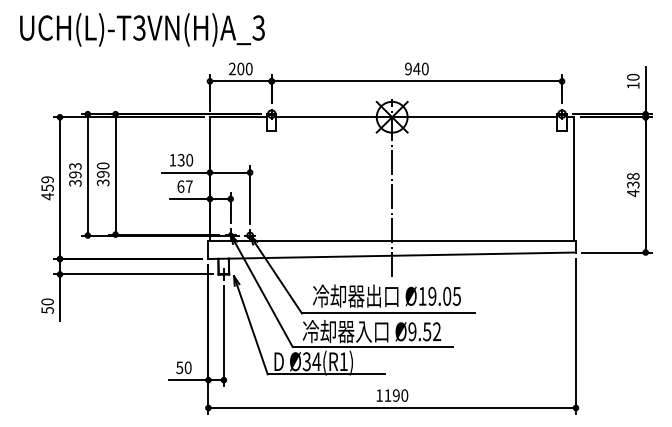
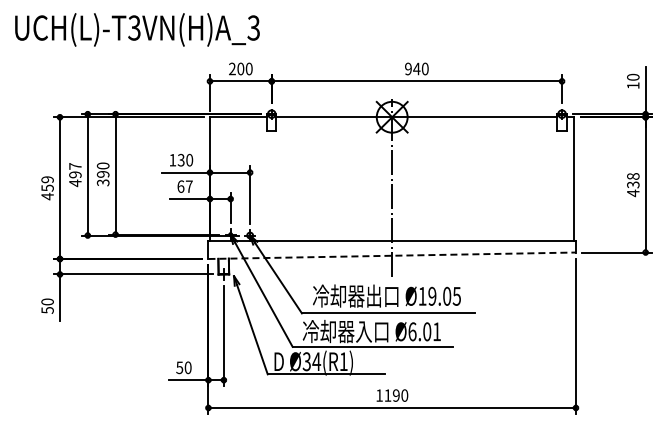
text position: (142, 29) -> (137, 29) (137, 29)
text: 393 -> 497 (75, 175)
line: solid -> dashed (392, 255)
text: Ø9.52 -> Ø6.01 (424, 331)
